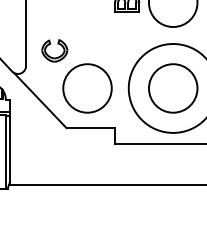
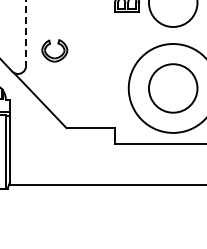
line: solid -> dashed (26, 33)
circle: present -> none (87, 88)
